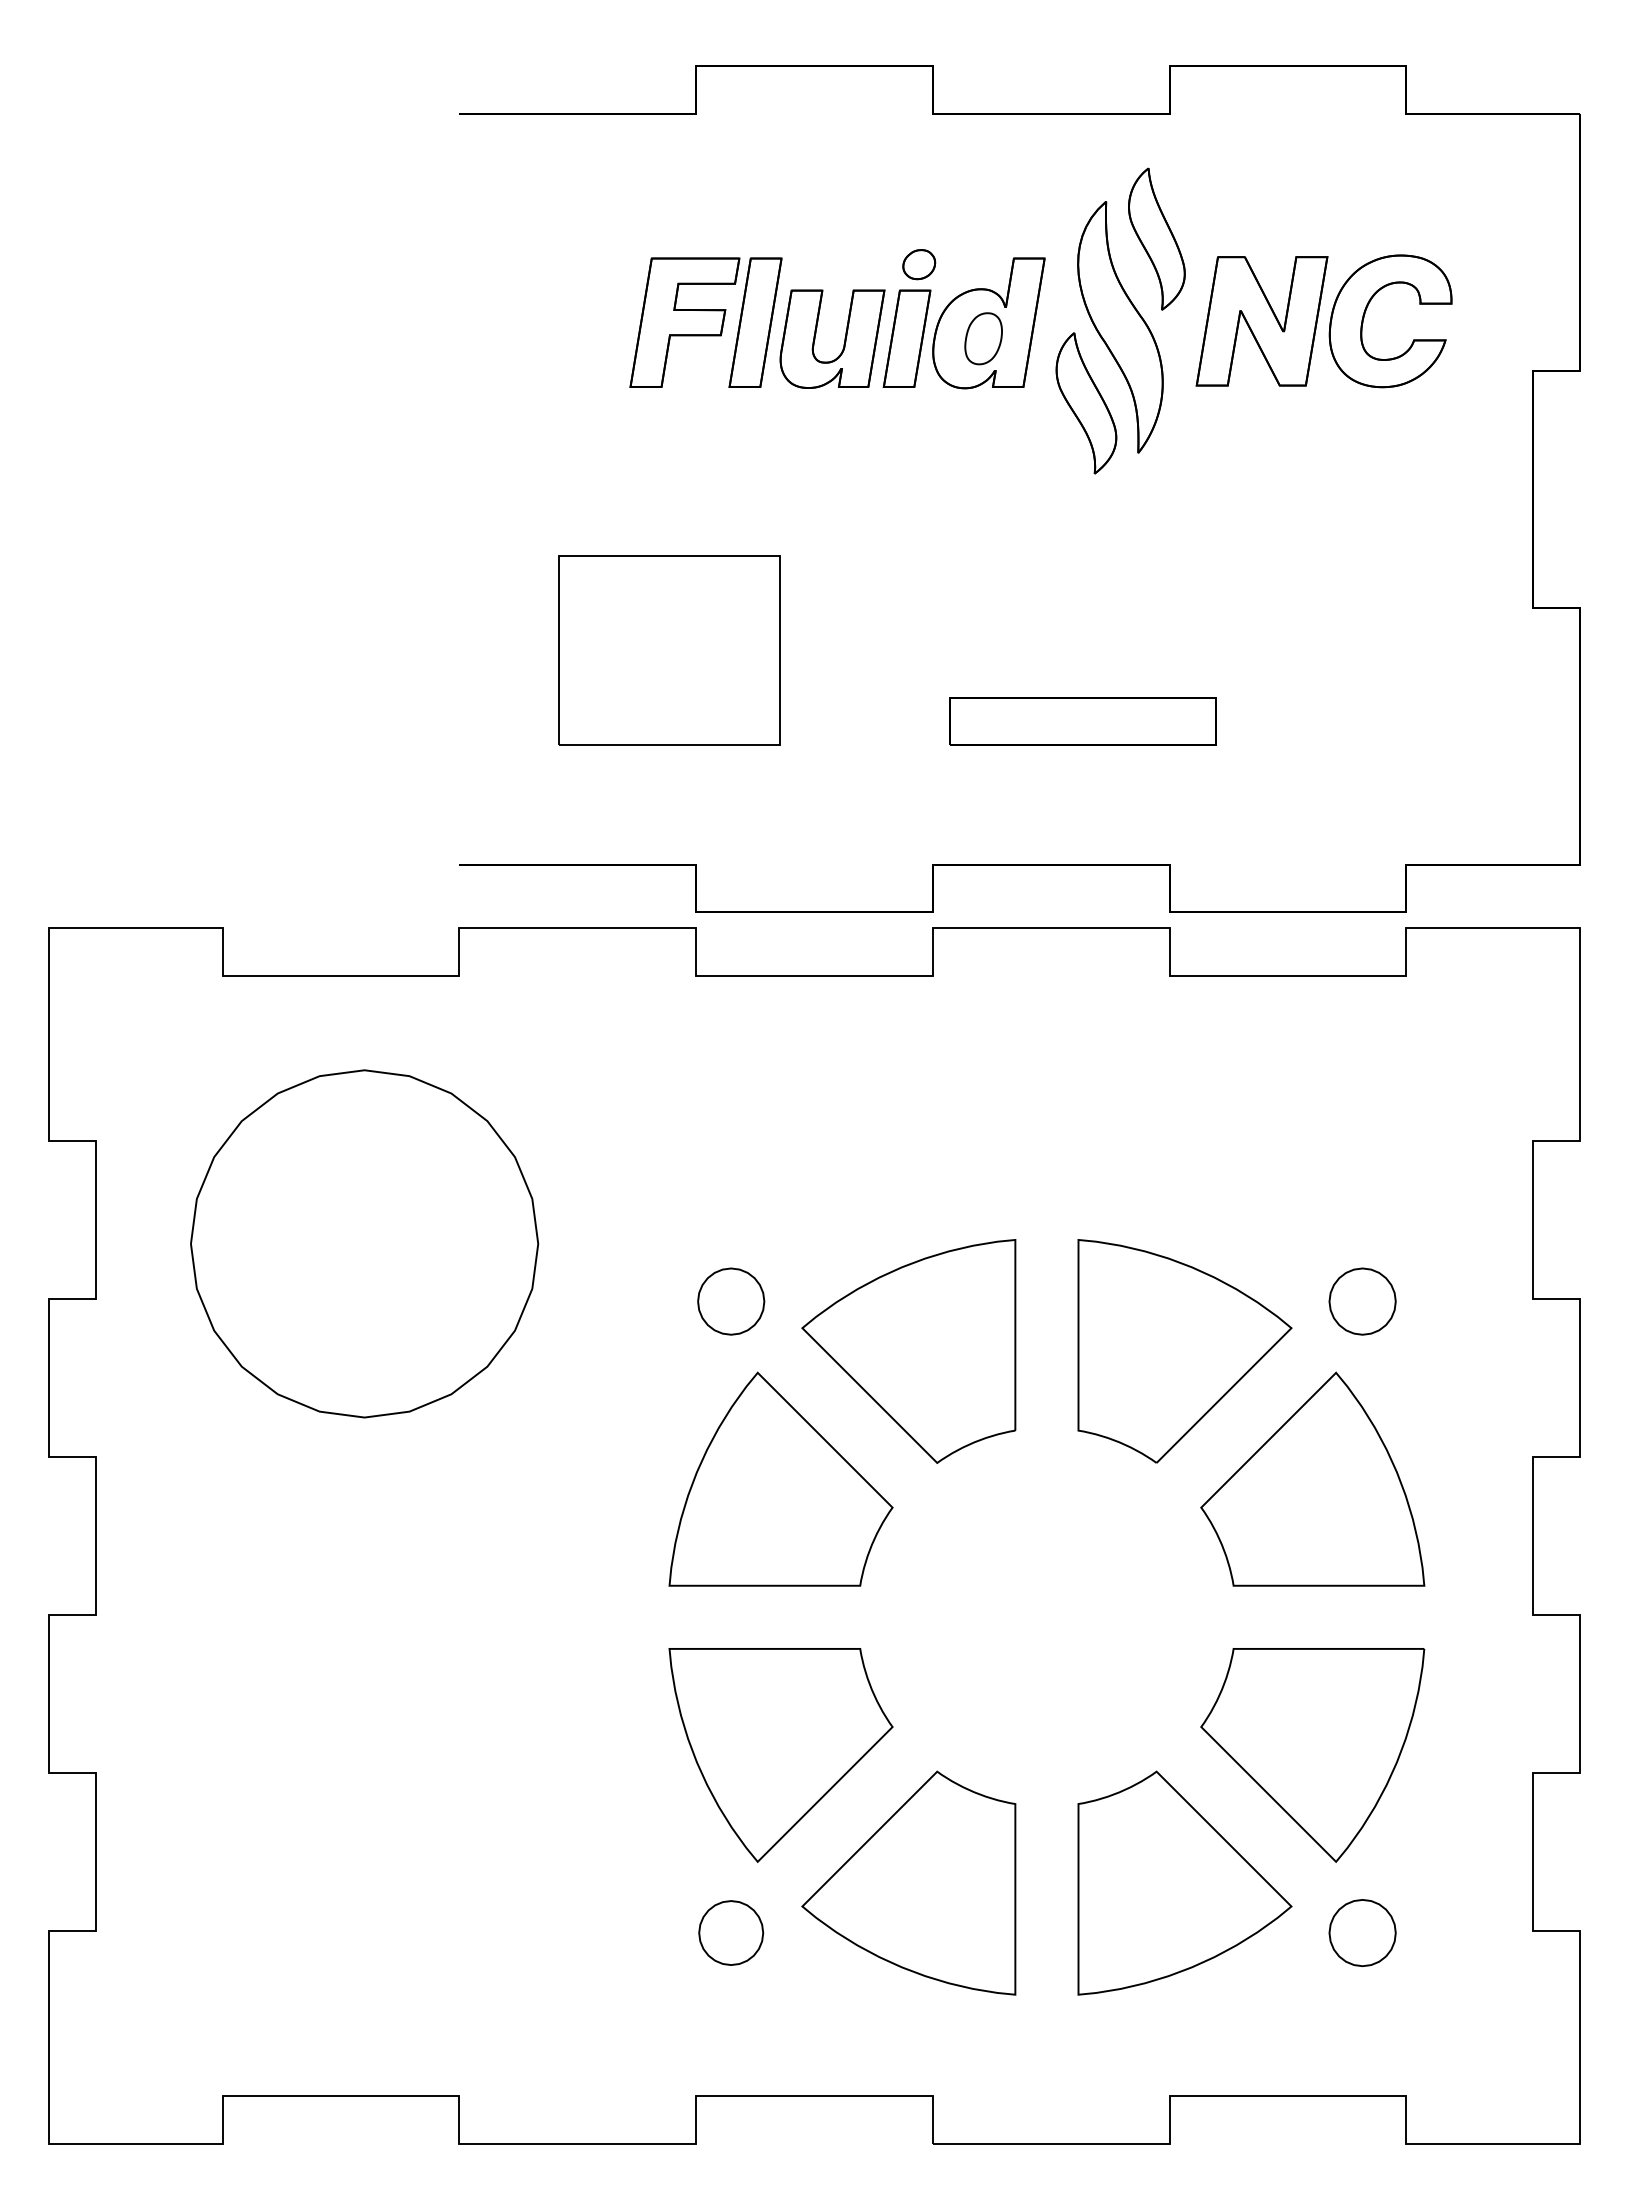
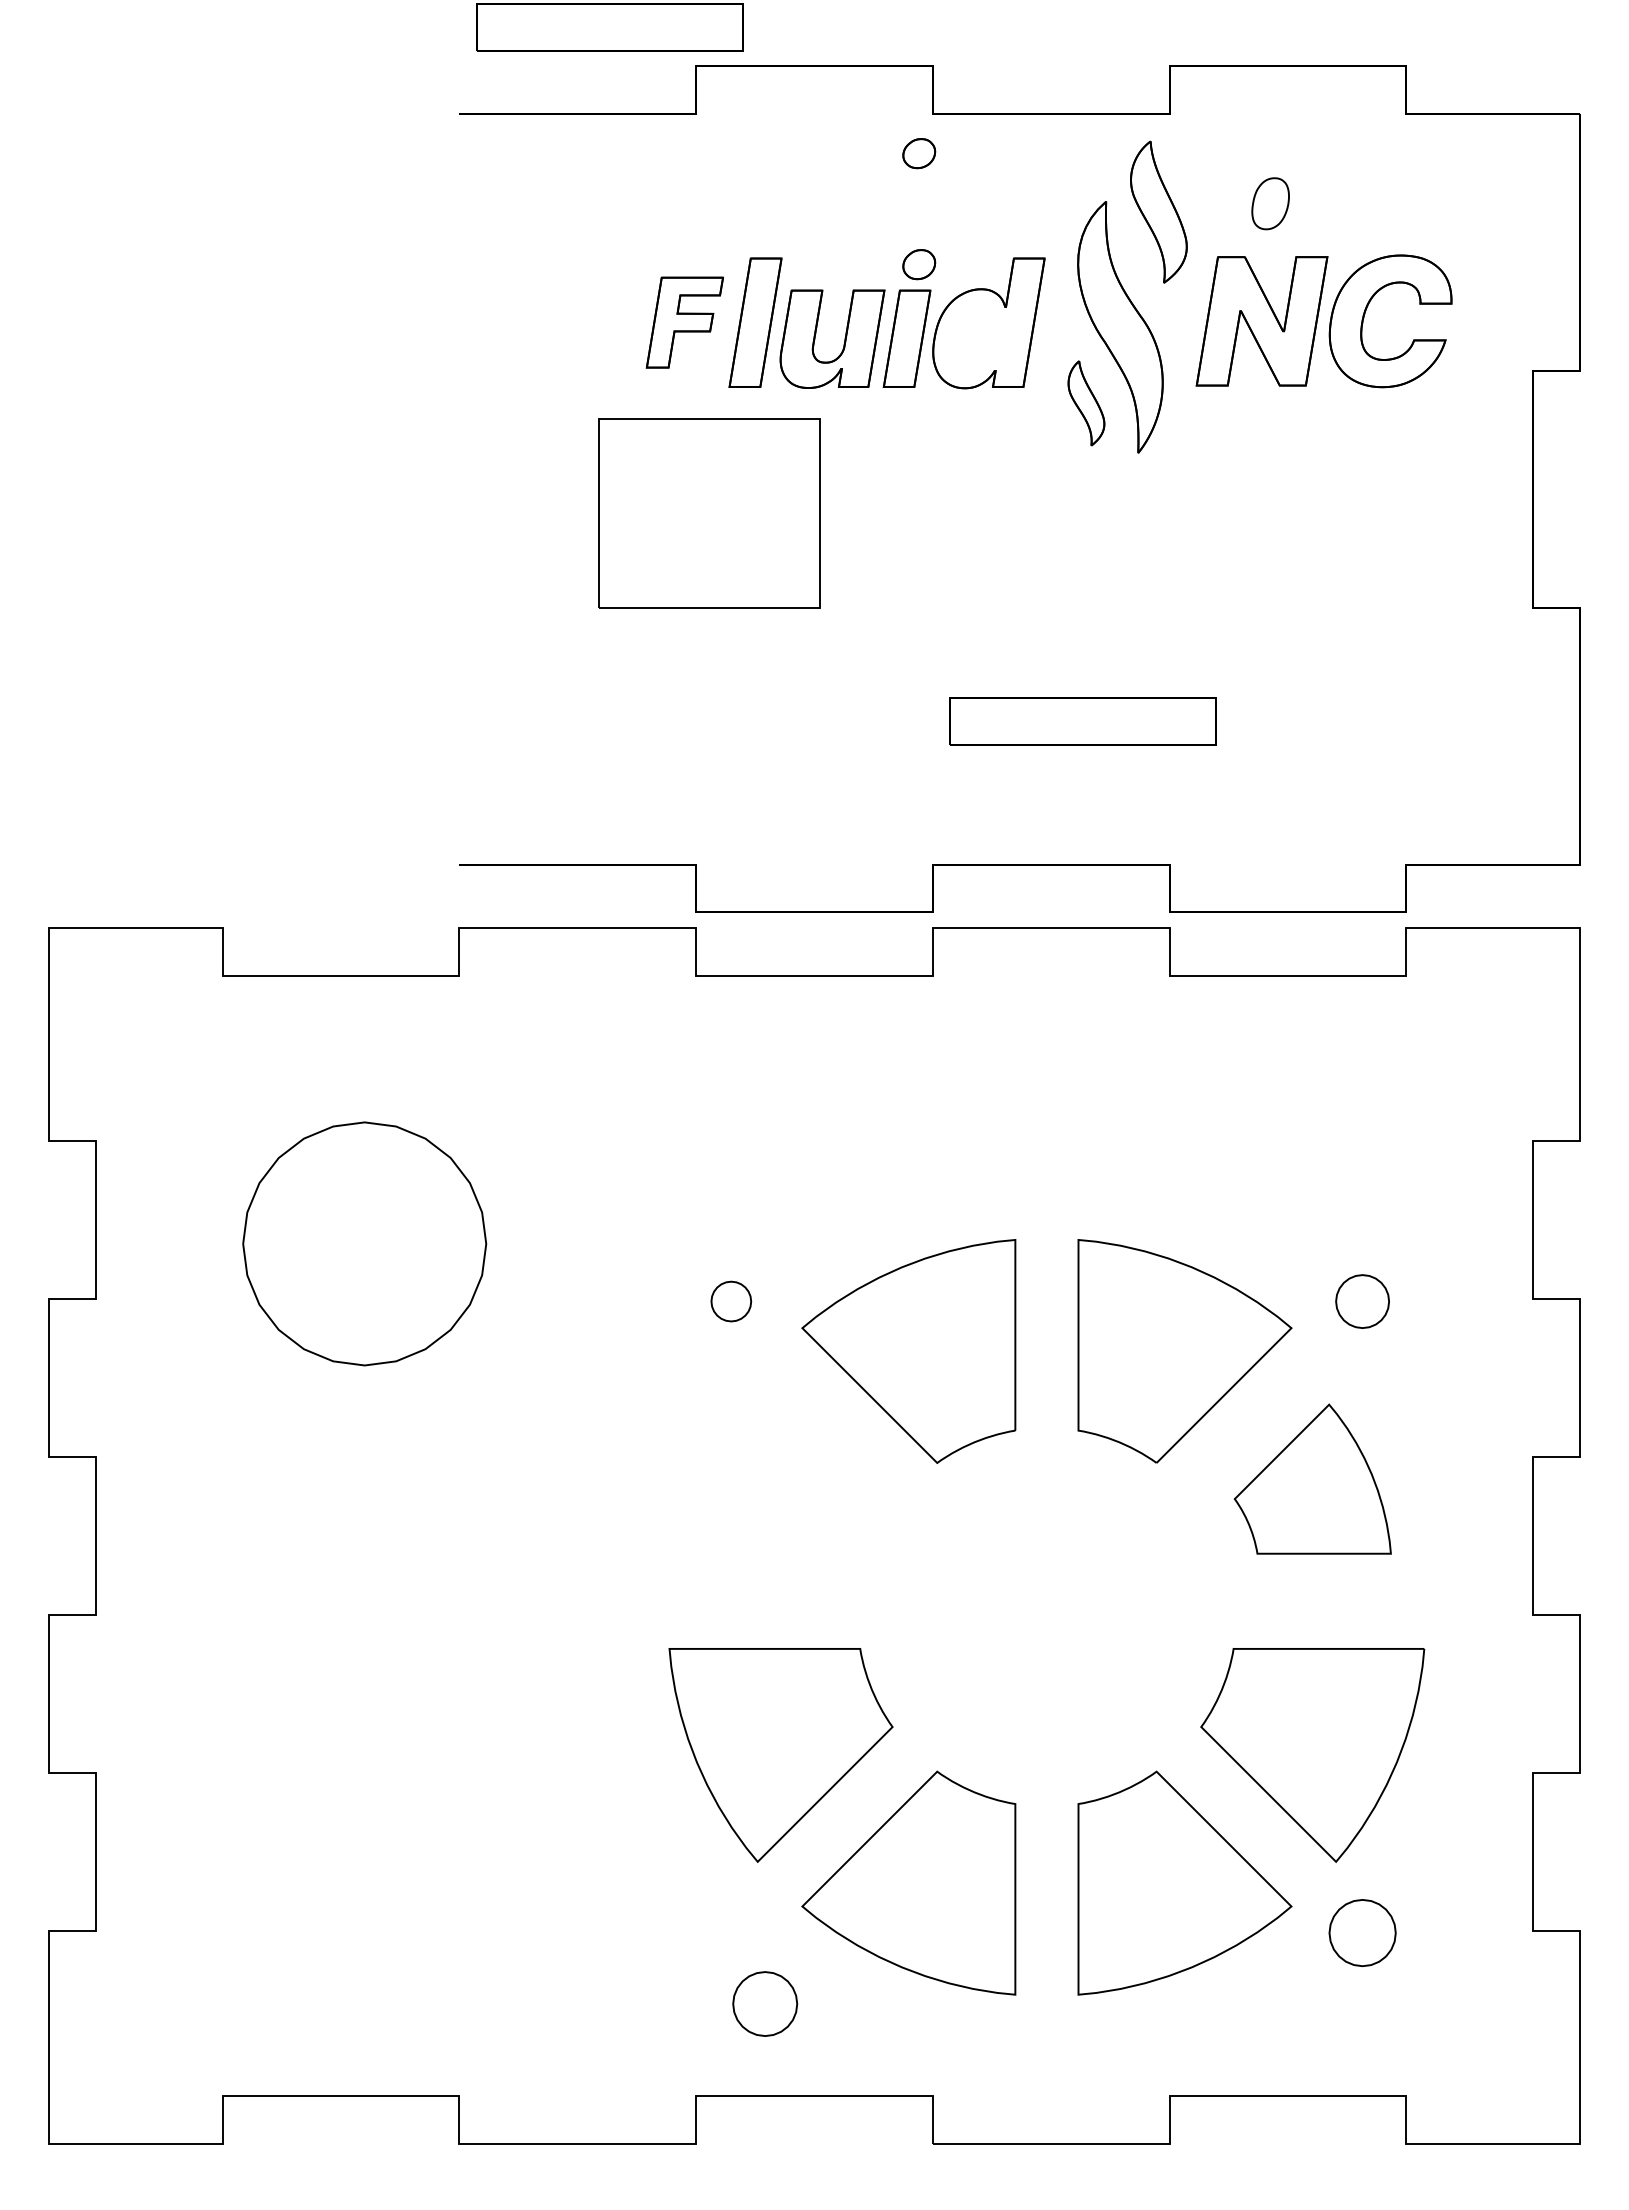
part: none -> present (609, 27)
part: none -> present (919, 153)
part position: (1156, 238) -> (1158, 211) (1158, 211)
part size: 112x131 px -> 79x93 px (684, 322)
part position: (983, 338) -> (1270, 203) (1270, 203)
part size: 63x143 px -> 39x87 px (1086, 403)
part position: (669, 650) -> (709, 513) (709, 513)
part size: 350x350 px -> 246x246 px (364, 1243)
part size: 69x69 px -> 43x43 px (731, 1301)
part size: 69x69 px -> 55x55 px (1362, 1301)
part: present -> none (780, 1478)
part size: 226x216 px -> 159x152 px (1312, 1478)
part position: (731, 1932) -> (765, 2003) (765, 2003)
